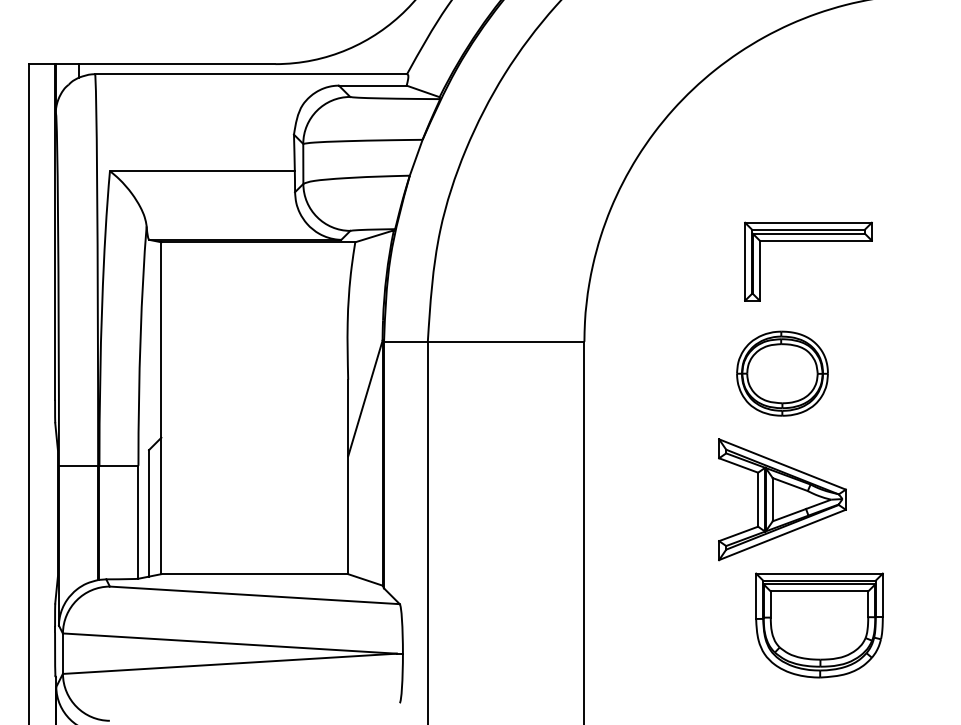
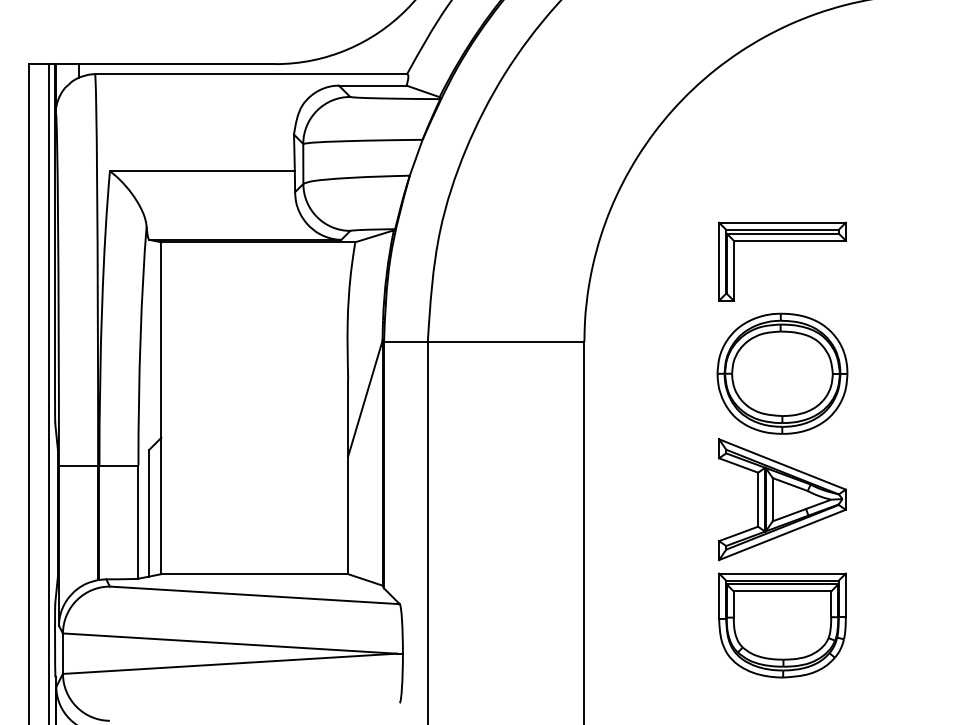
part position: (808, 241) -> (782, 241) (782, 241)
part size: 93x87 px -> 133x123 px (782, 373)
line: none -> present (49, 392)
part position: (819, 625) -> (782, 625) (782, 625)
